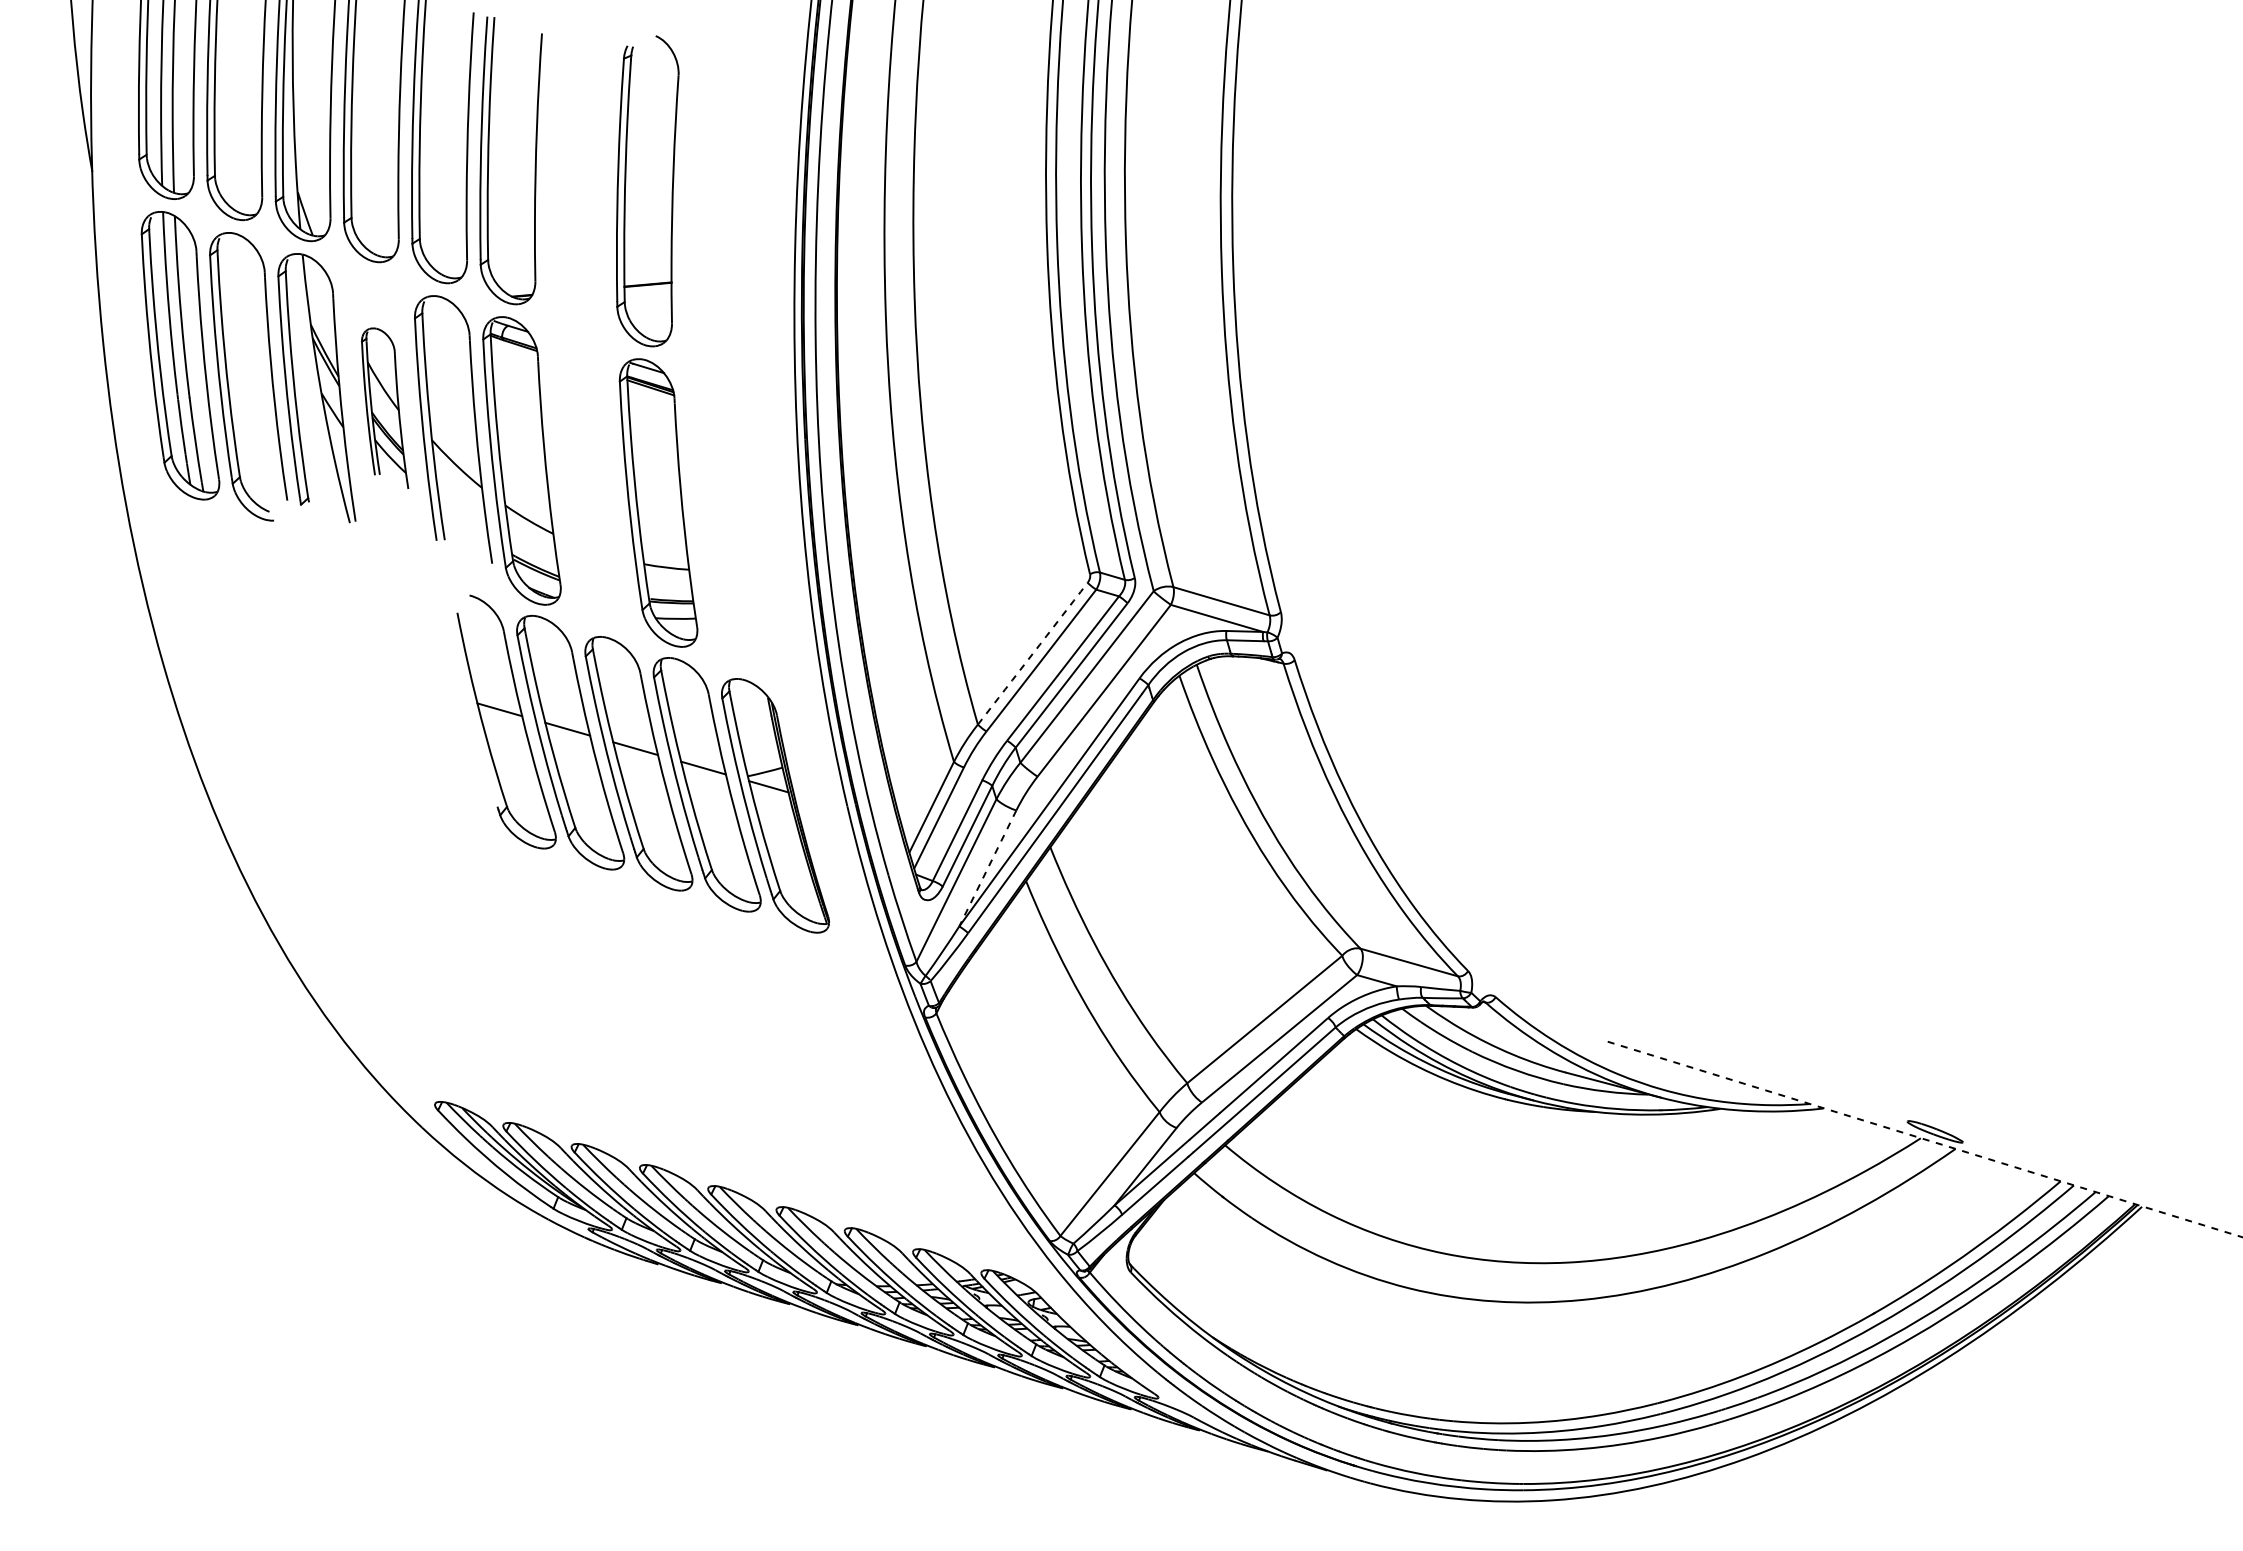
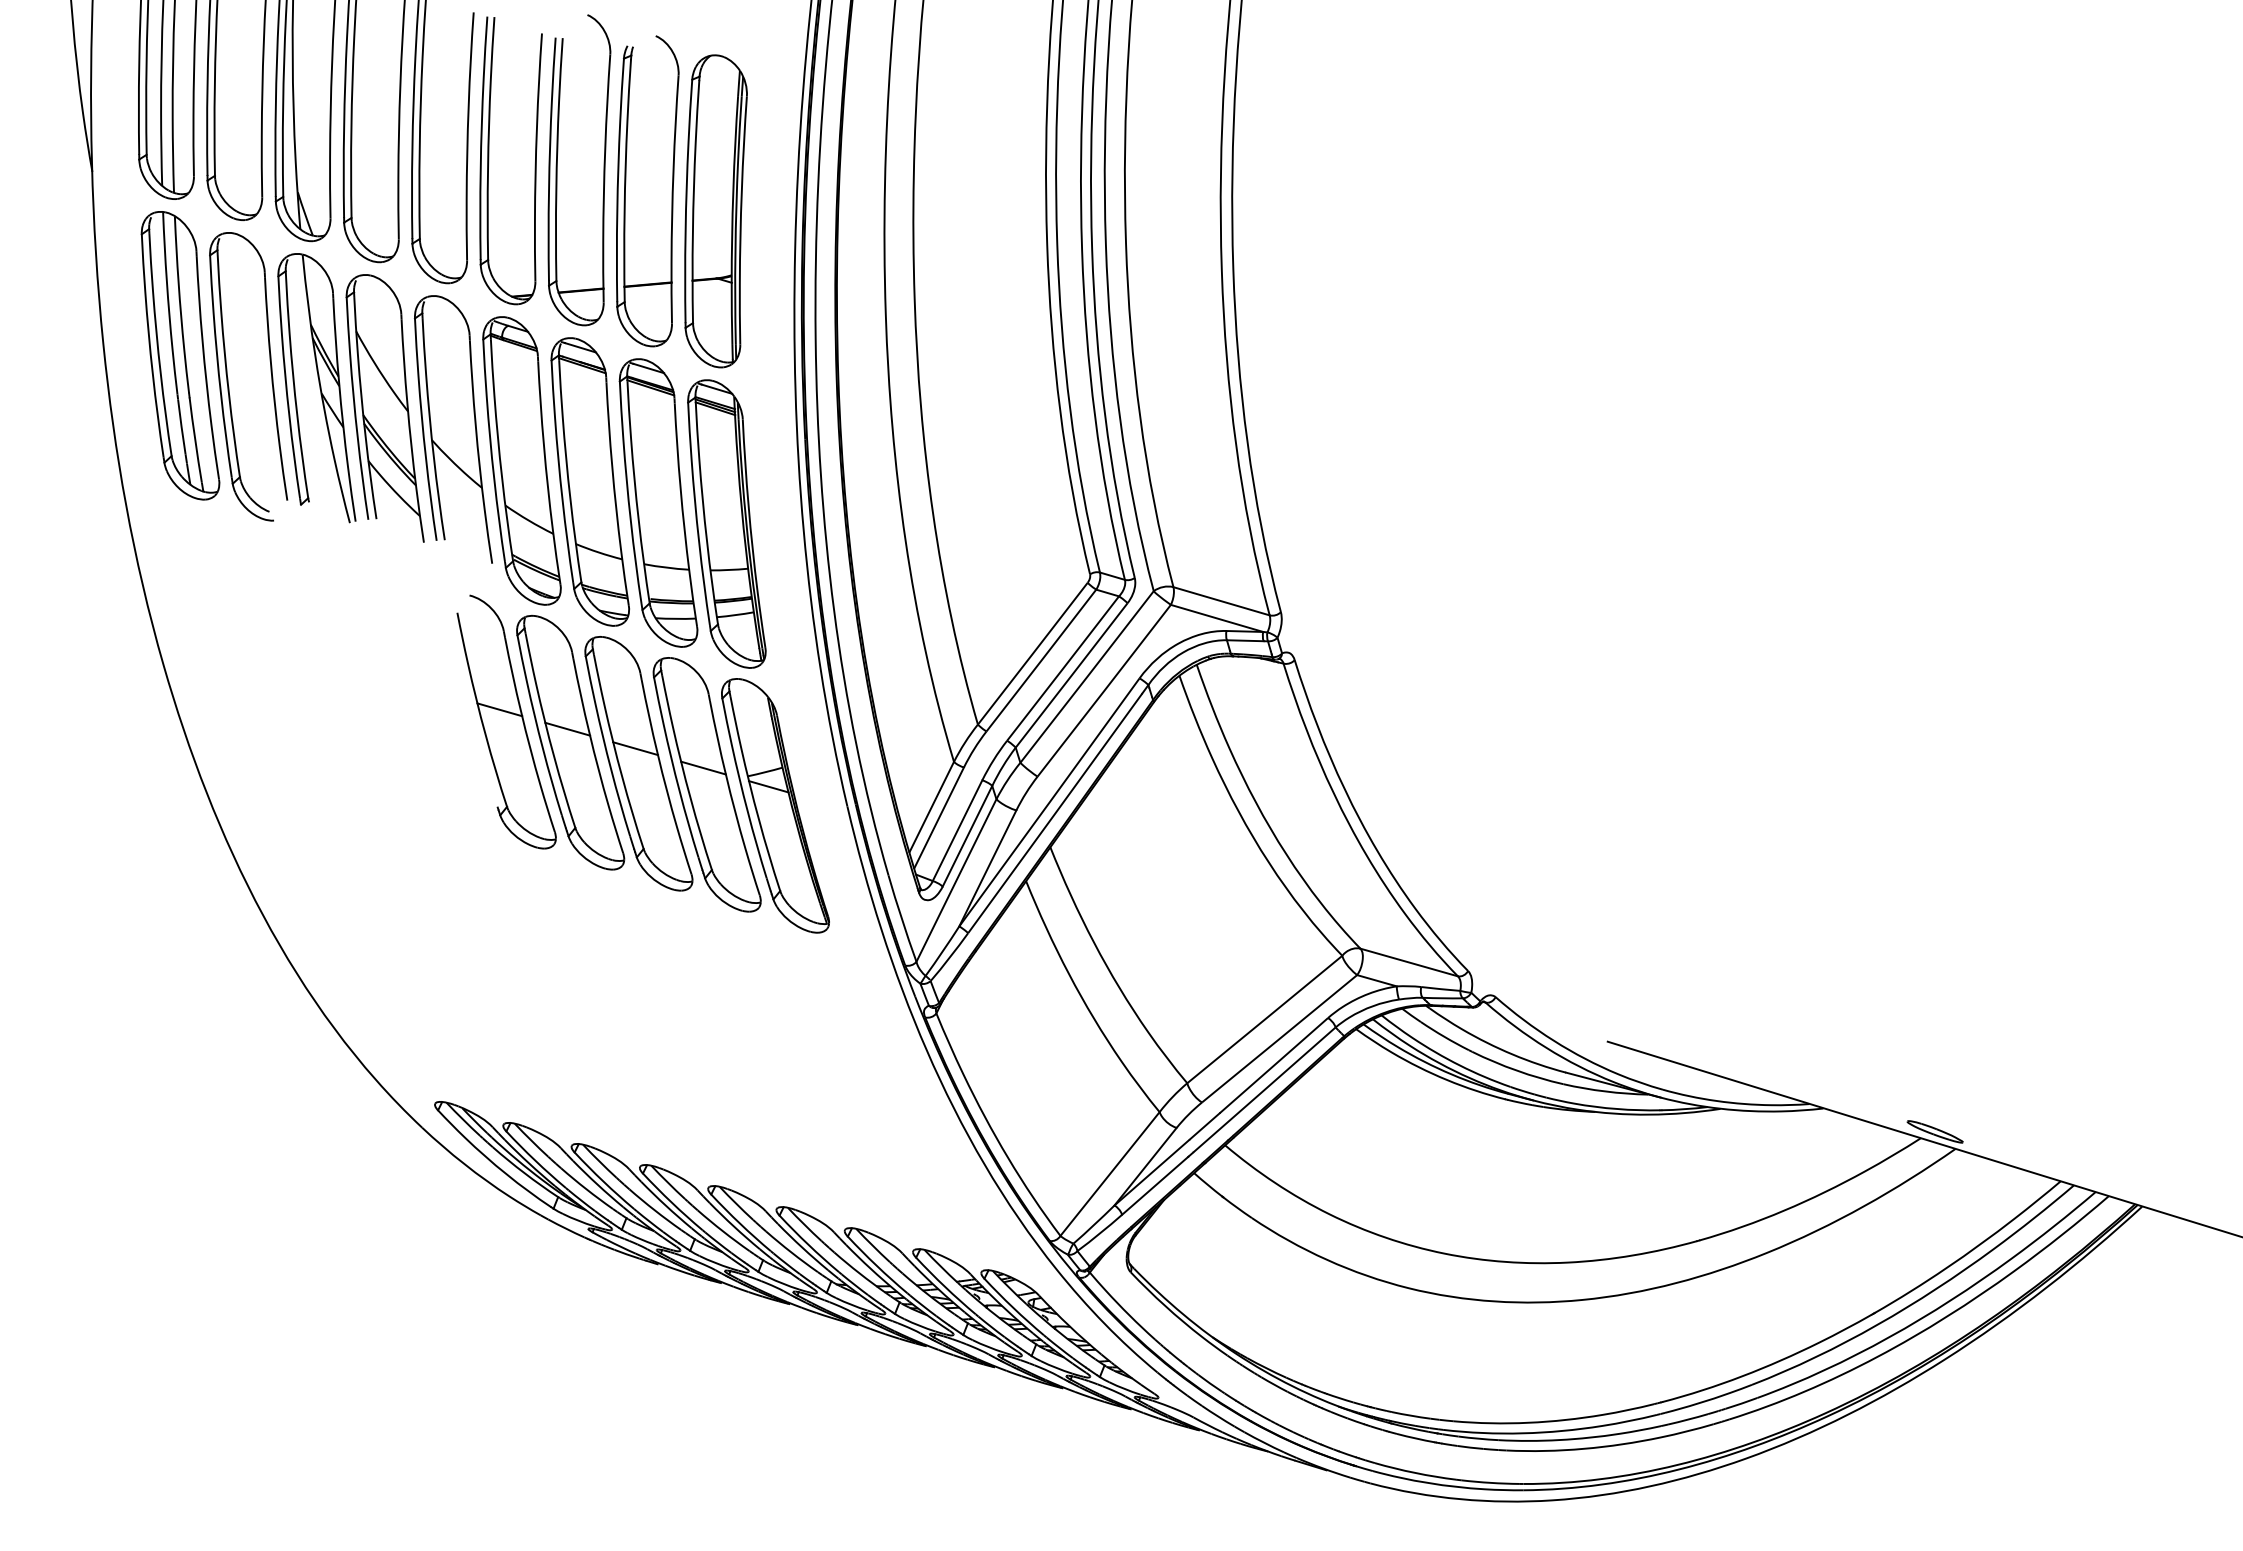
part: none -> present (557, 170)
part: none -> present (715, 211)
part size: 49x162 px -> 80x269 px (384, 408)
part: none -> present (589, 481)
part: none -> present (726, 523)
arc: dashed -> solid (1032, 653)
line: dashed -> solid (987, 868)
line: dashed -> solid (1924, 1139)
